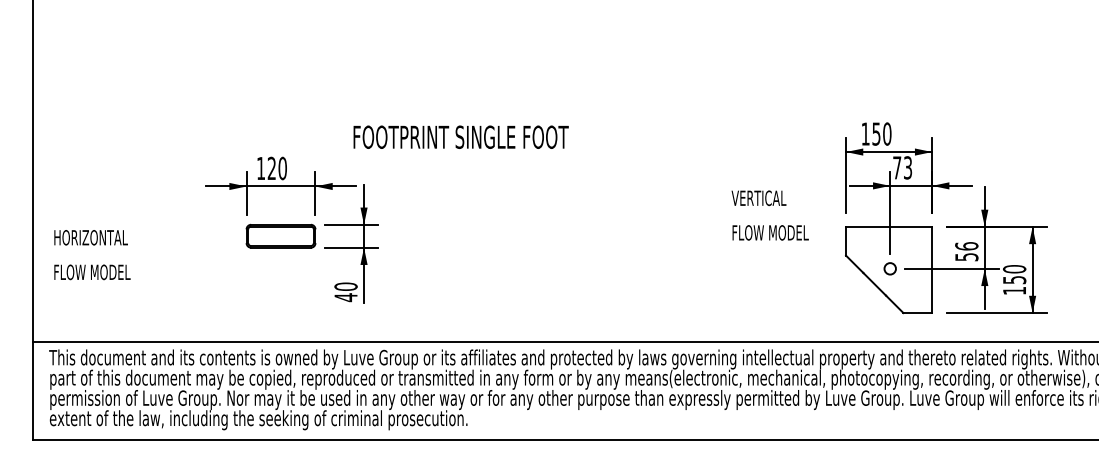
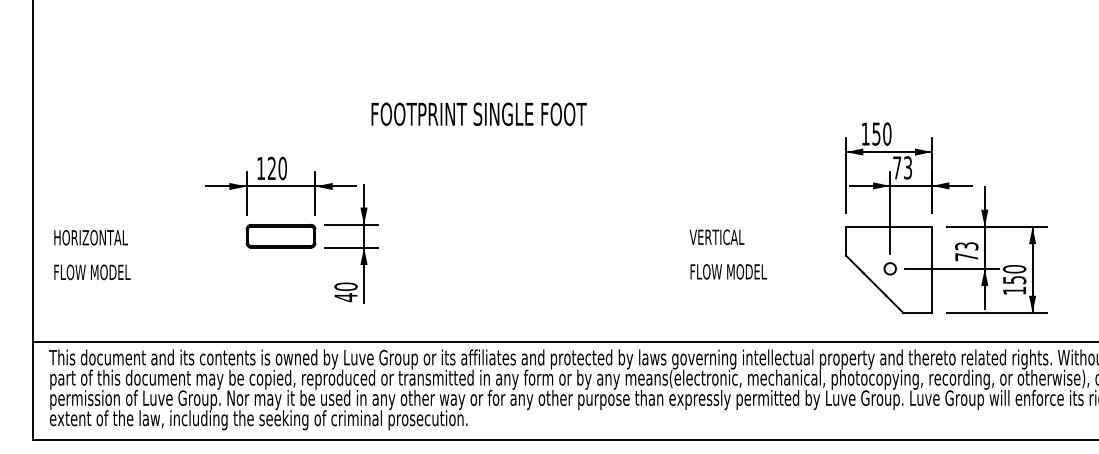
text position: (460, 136) -> (478, 113) (478, 113)
text position: (769, 215) -> (727, 254) (727, 254)
text: 56 -> 73 (966, 251)
